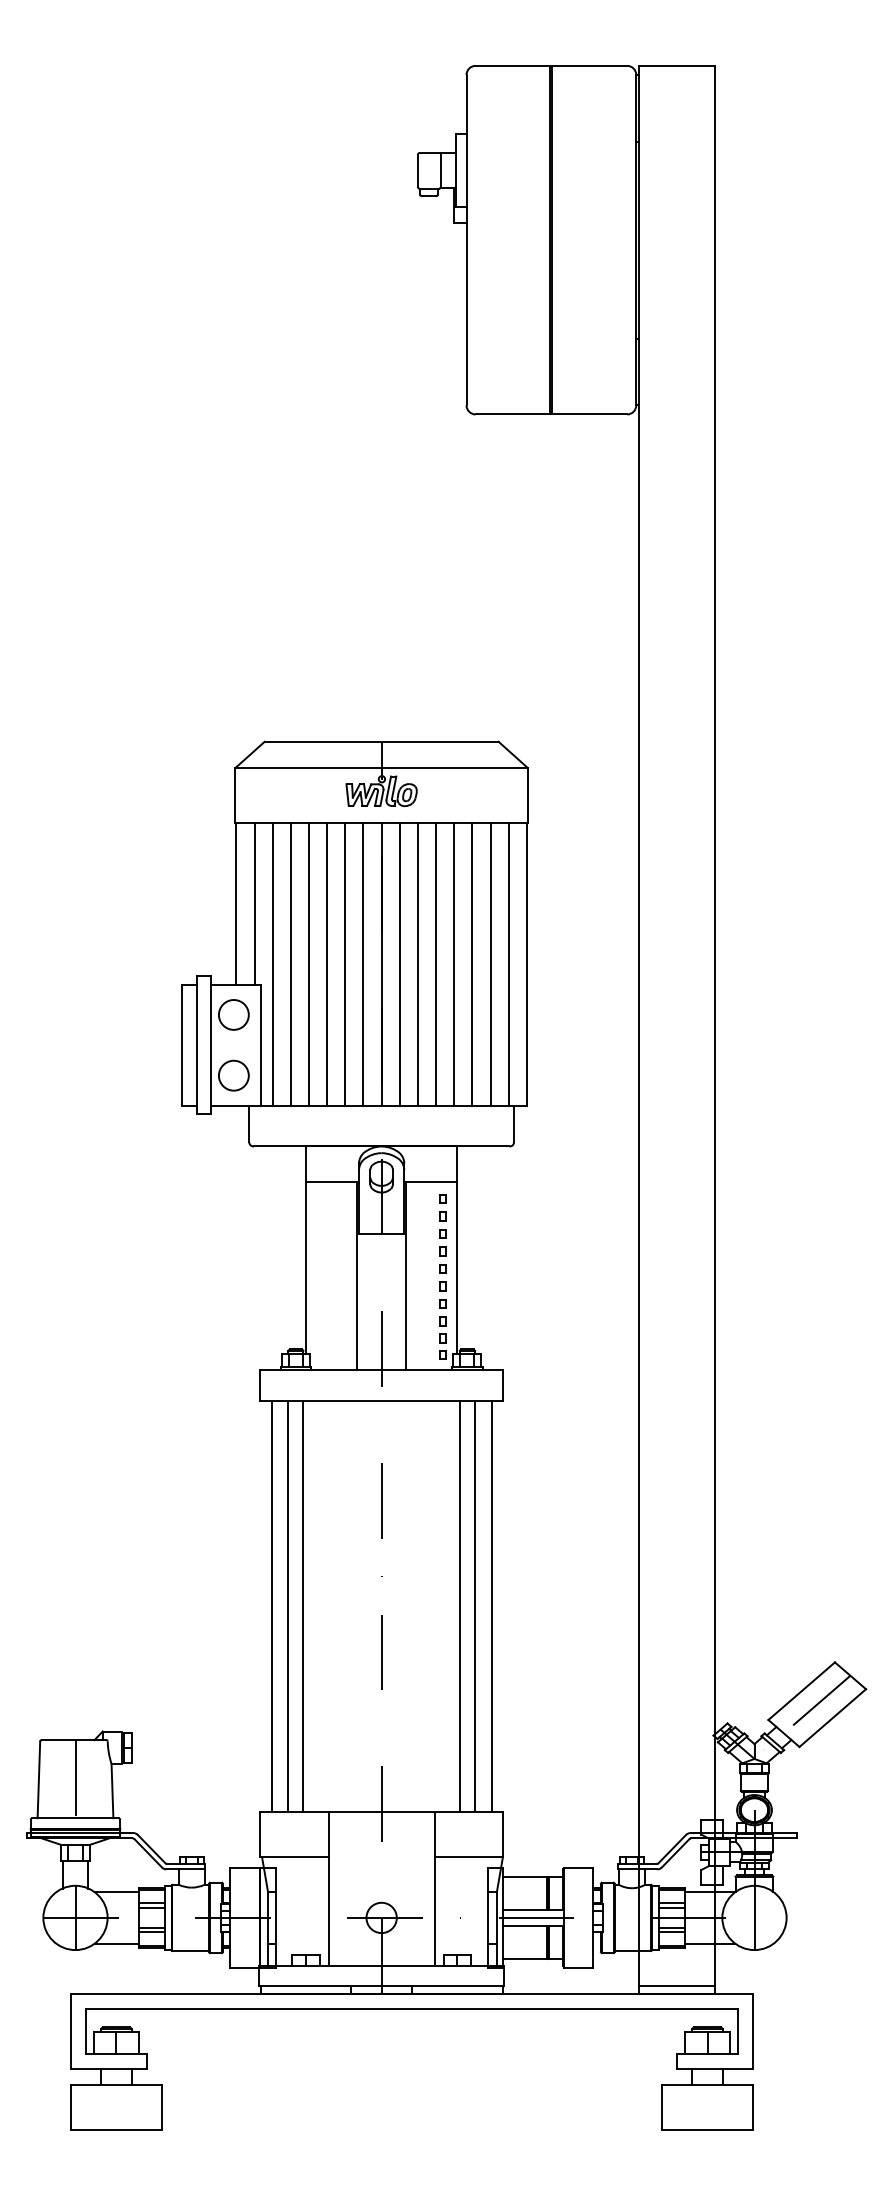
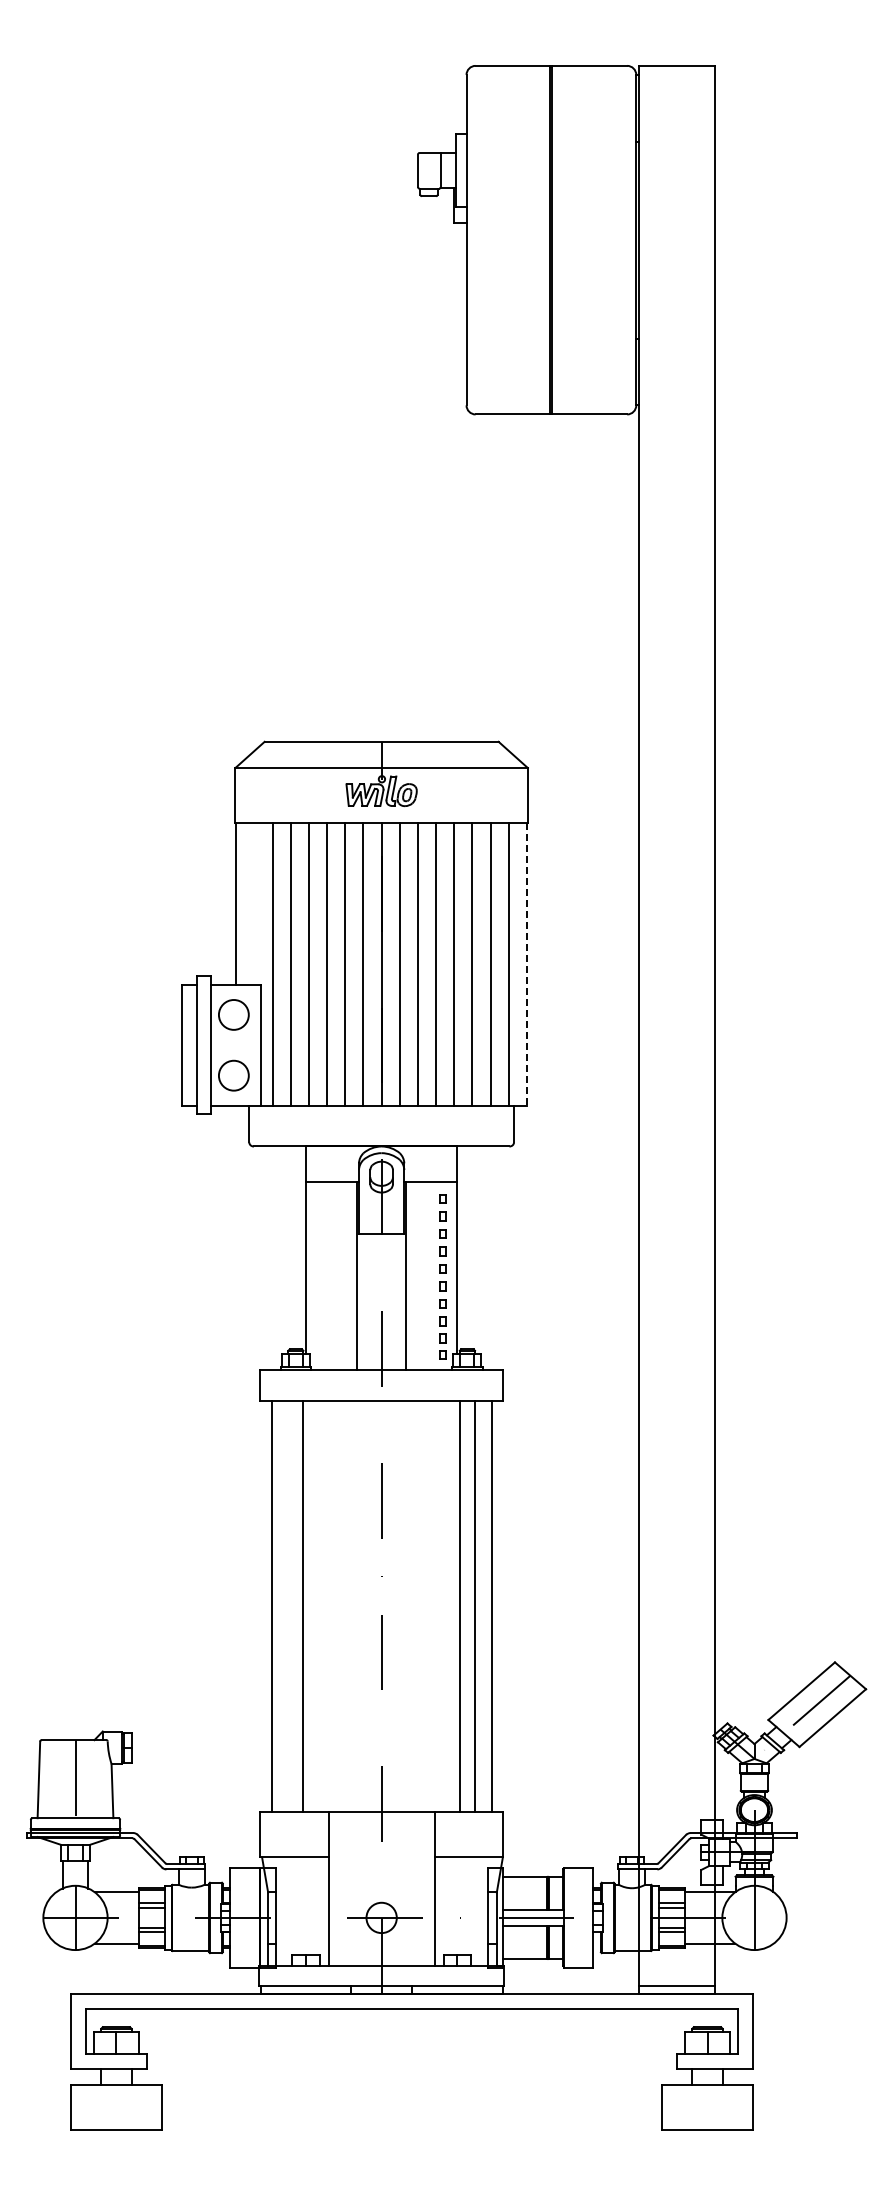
line: present -> none (254, 903)
line: solid -> dashed (527, 964)
line: present -> none (288, 1605)
